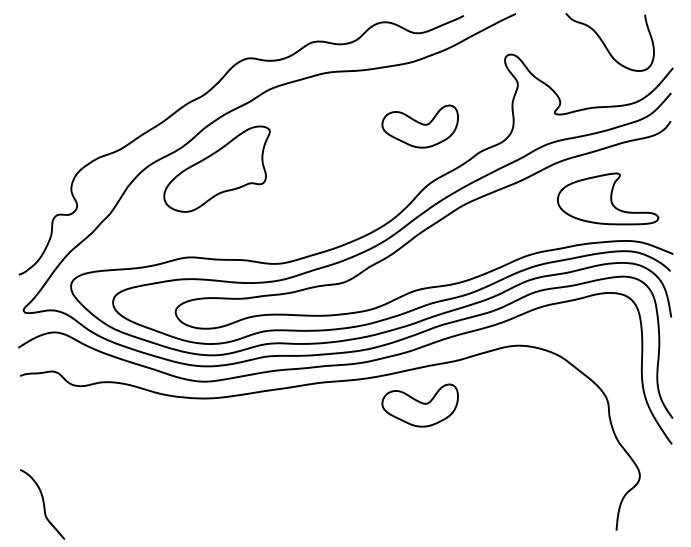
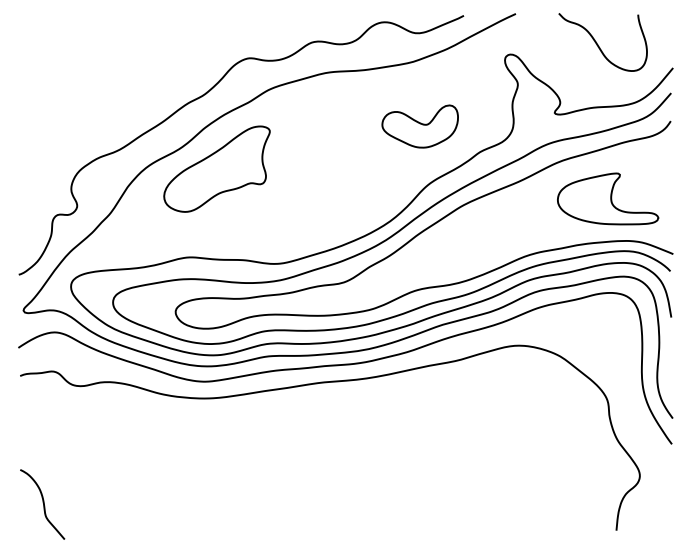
curve position: (605, 44) -> (598, 44) (598, 44)
part: present -> none (419, 405)
